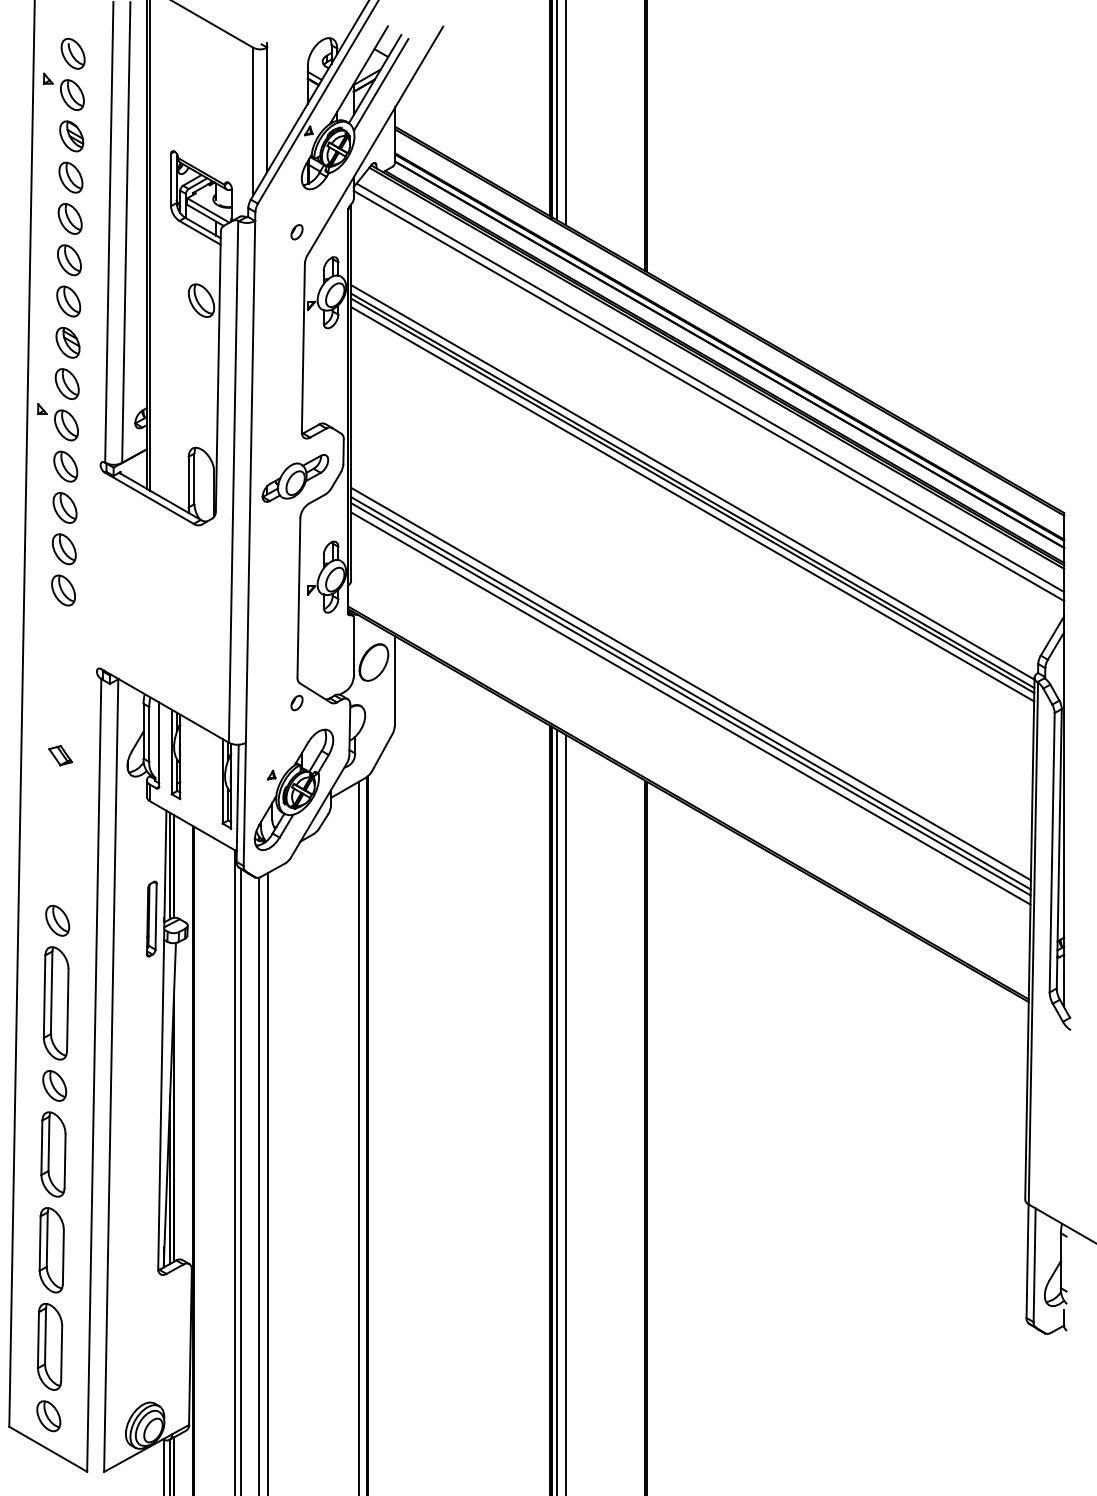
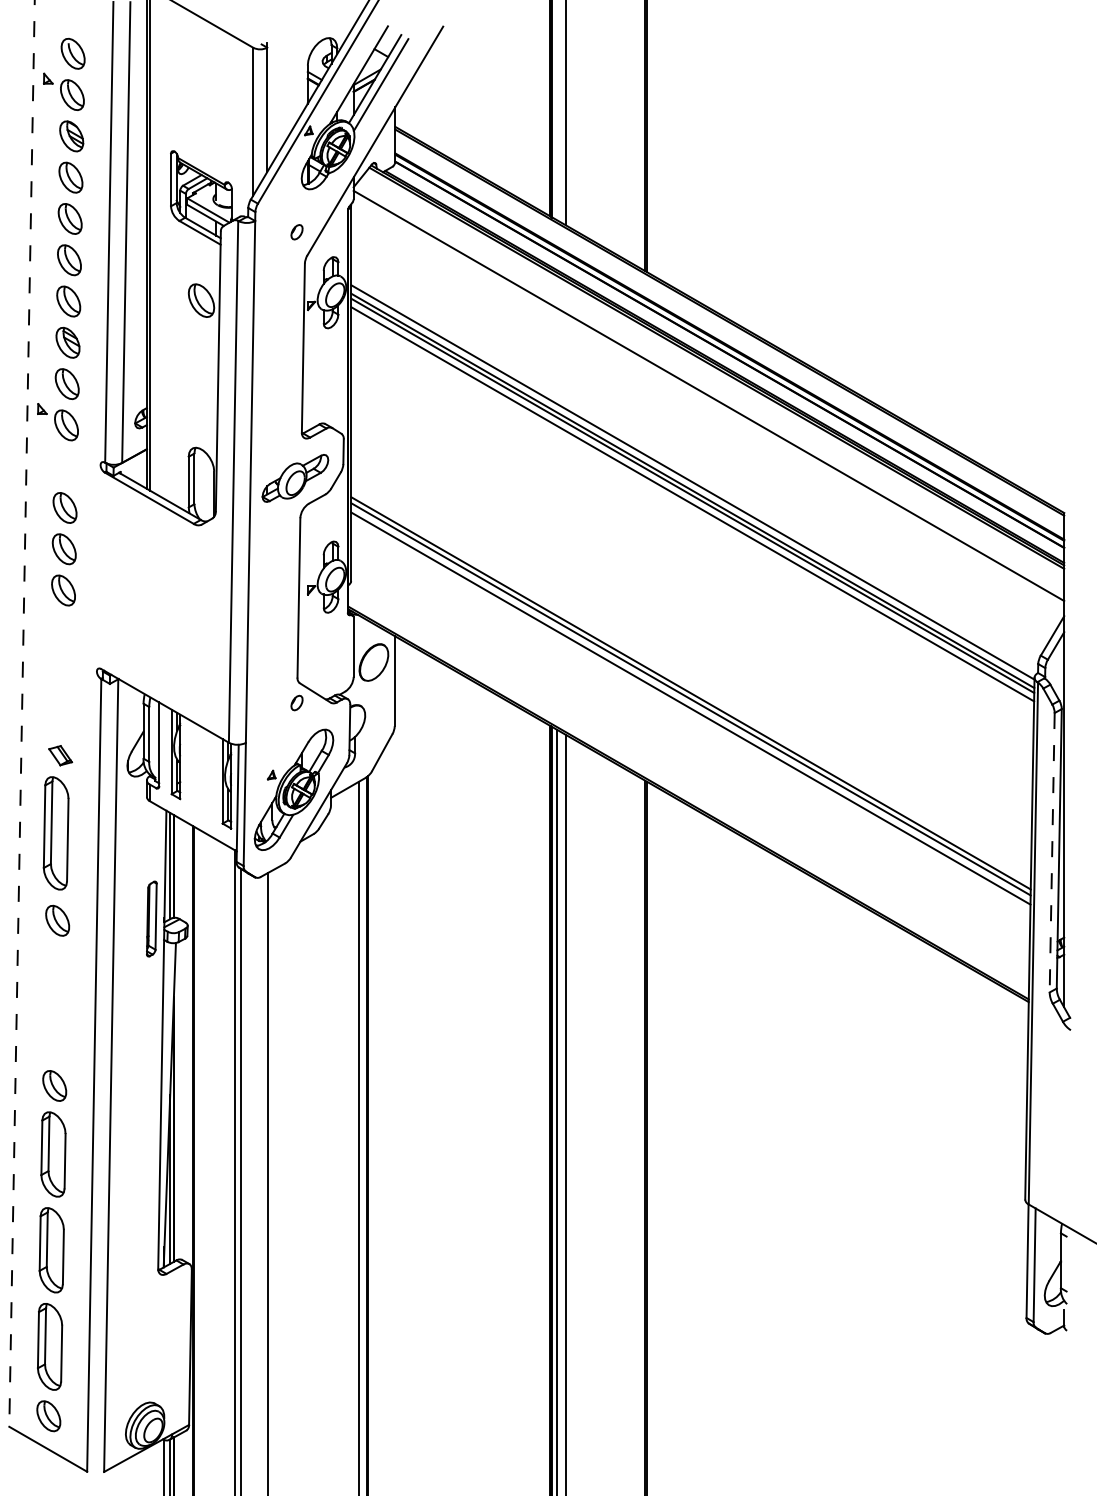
line: present -> none (556, 111)
line: present -> none (710, 387)
part: present -> none (65, 466)
line: present -> none (690, 683)
line: solid -> dashed (22, 713)
line: solid -> dashed (1052, 852)
part position: (55, 1003) -> (55, 833) (55, 833)
line: present -> none (259, 1184)
